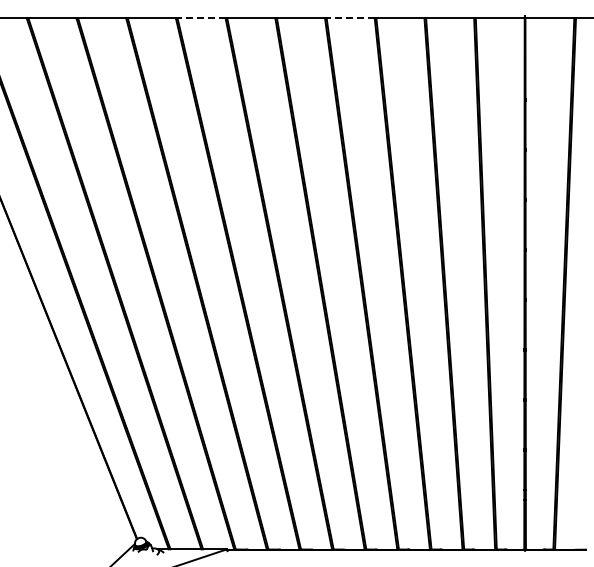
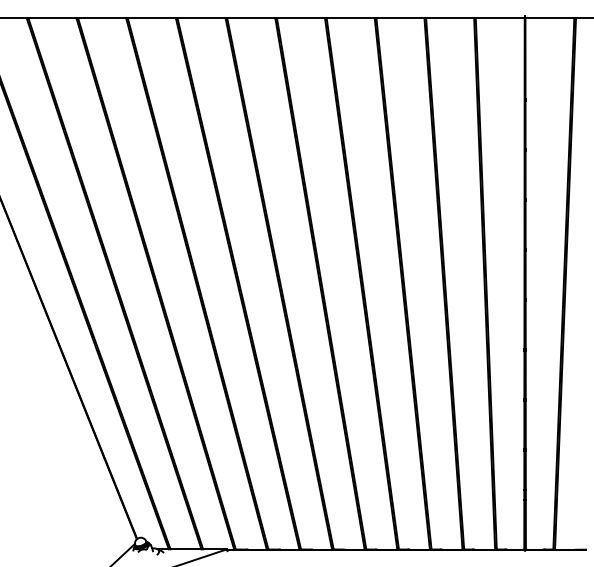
line: dashed -> solid (201, 18)
line: dashed -> solid (349, 18)
